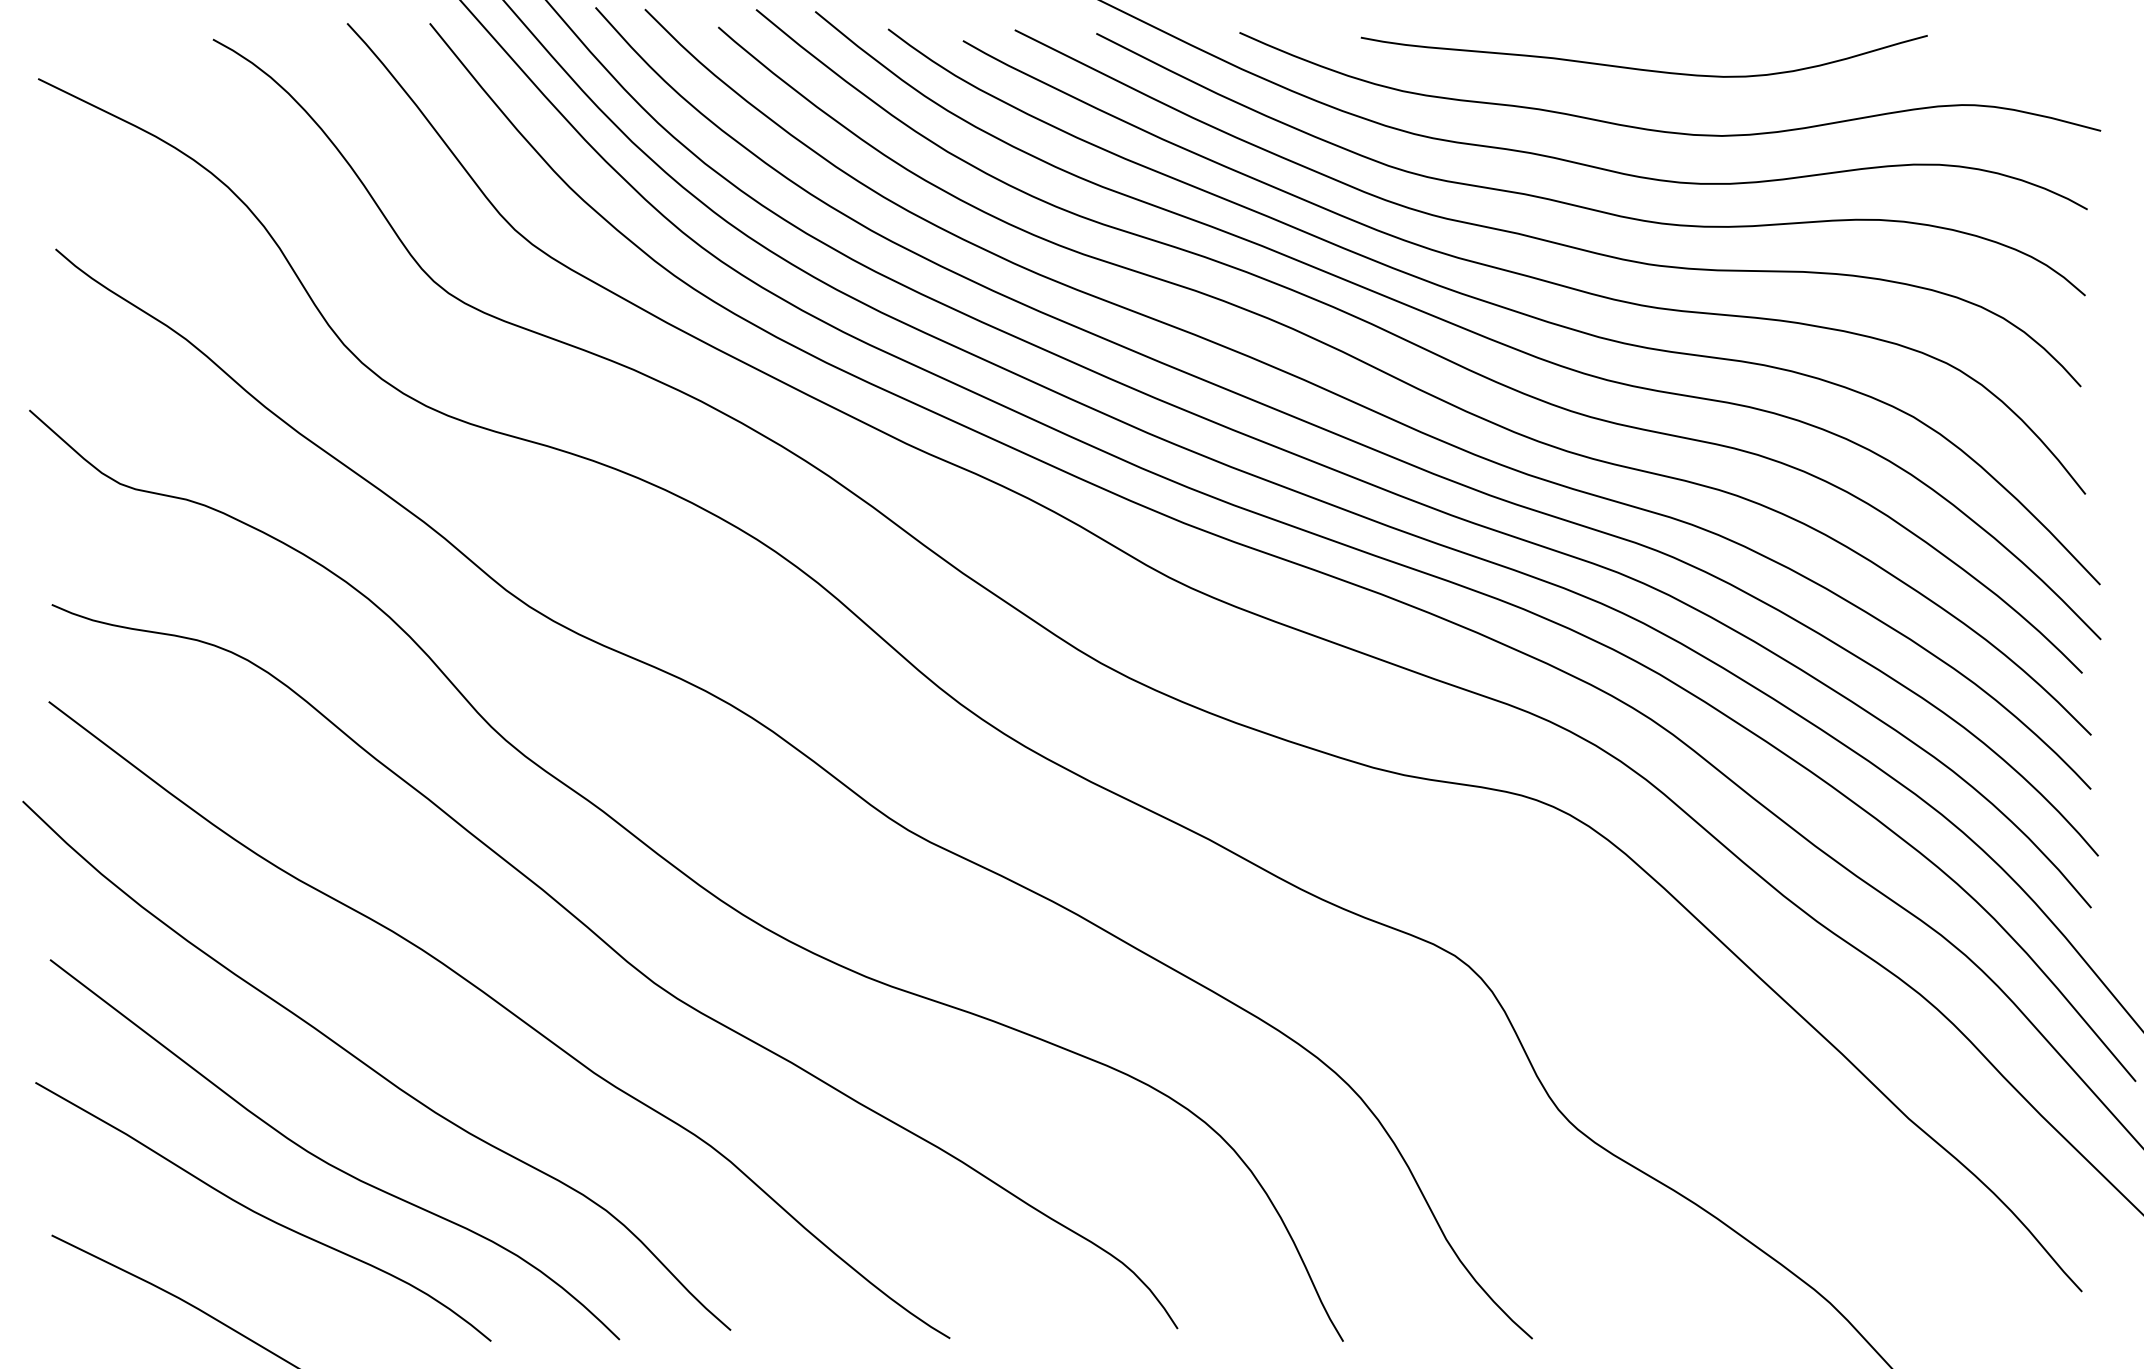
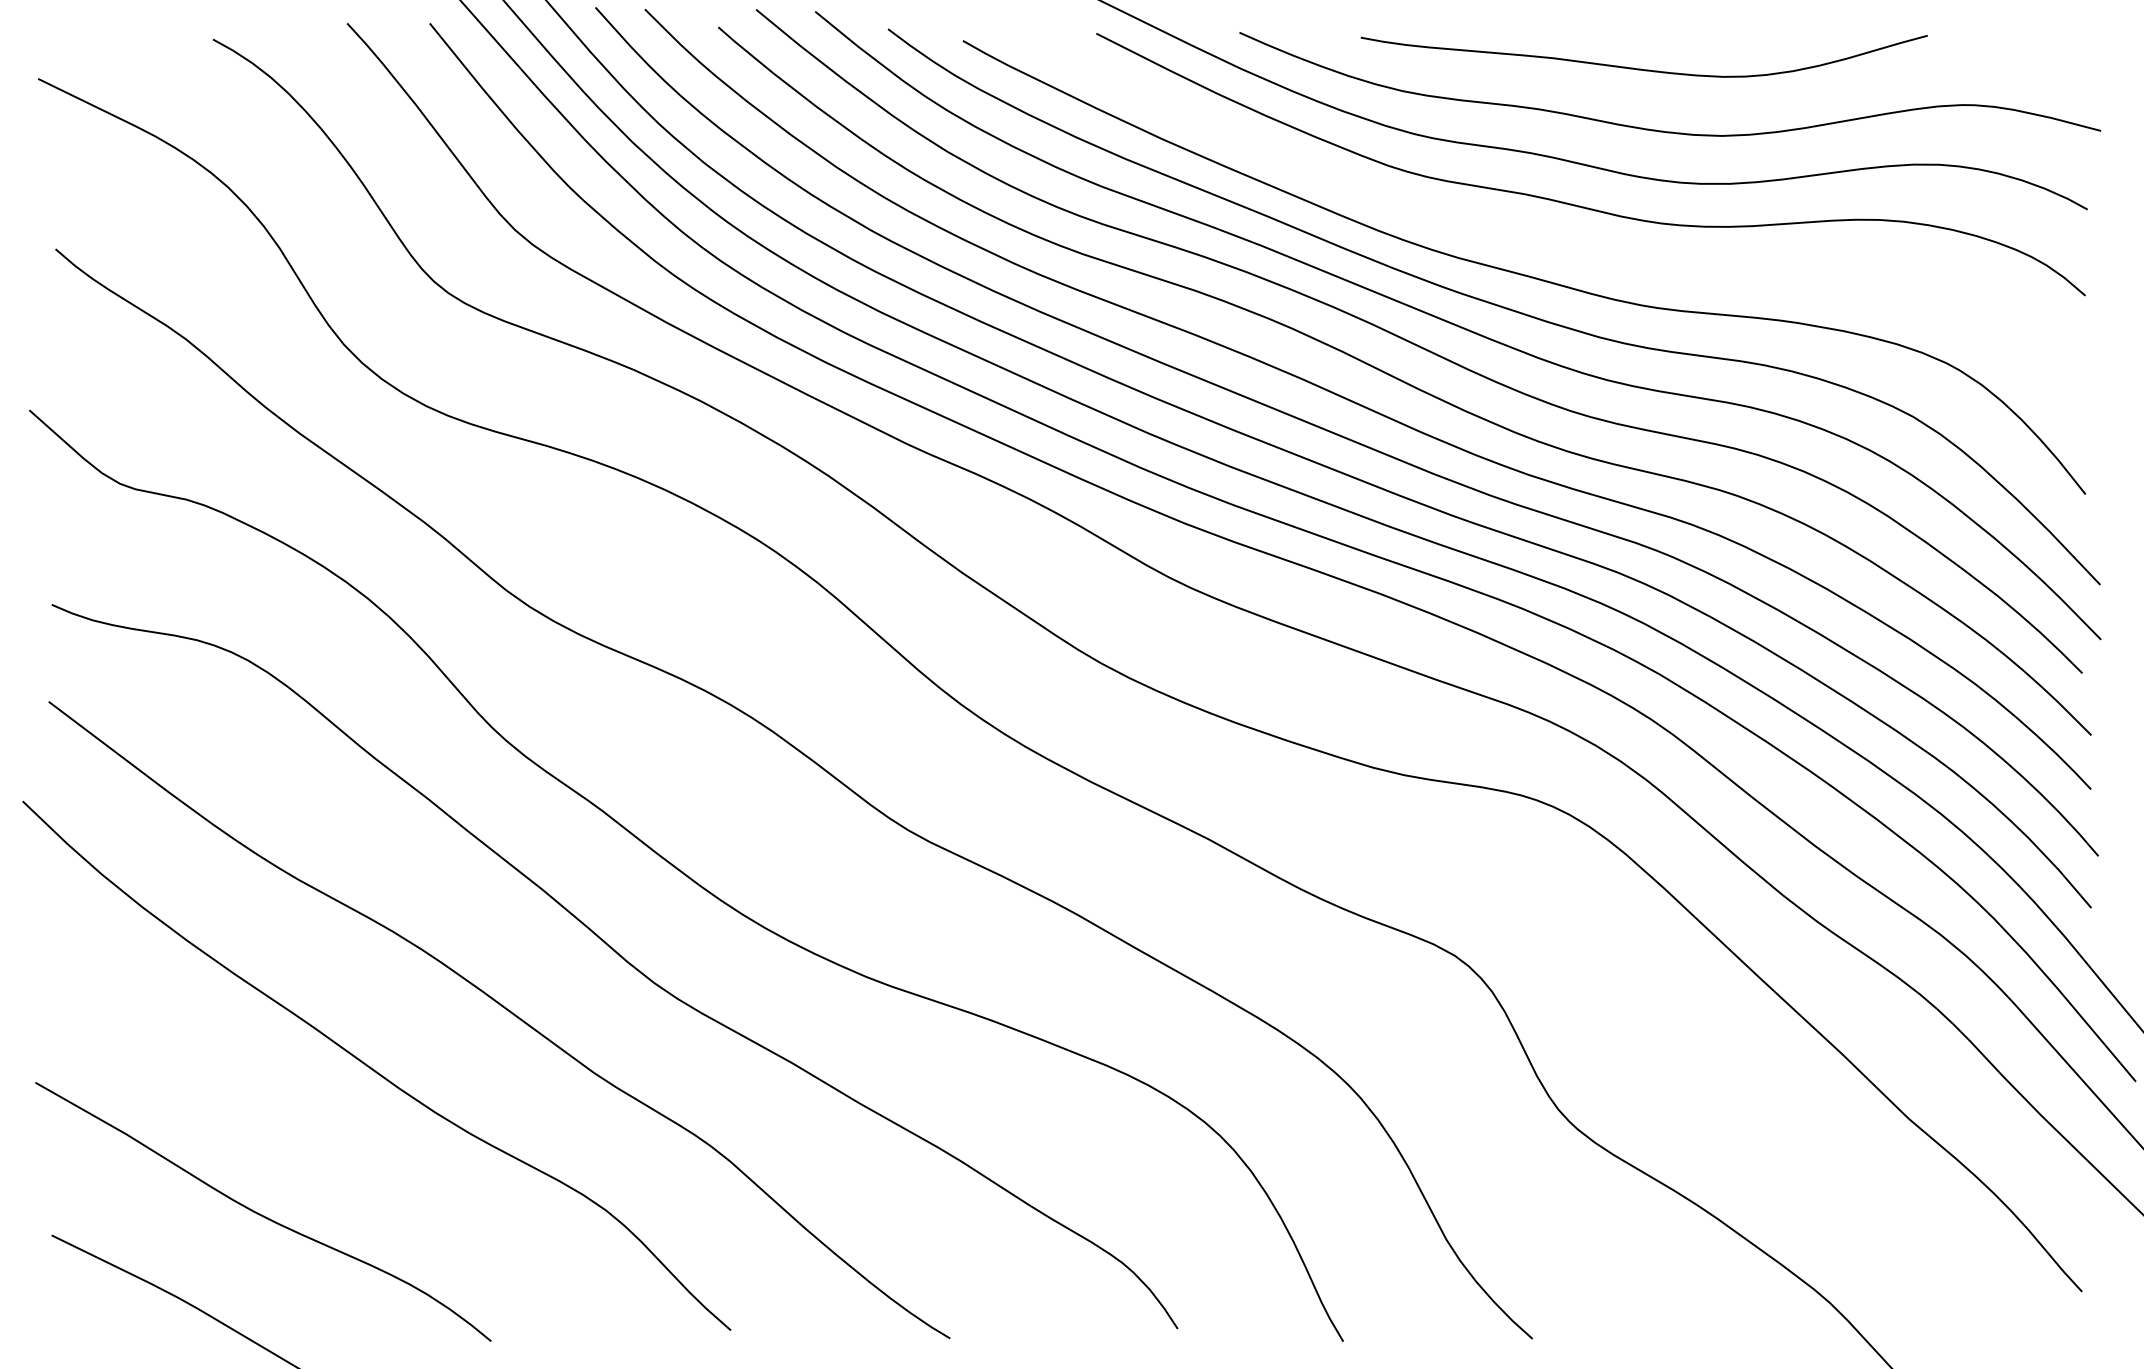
curve: present -> none (1538, 237)
curve: present -> none (328, 1162)
